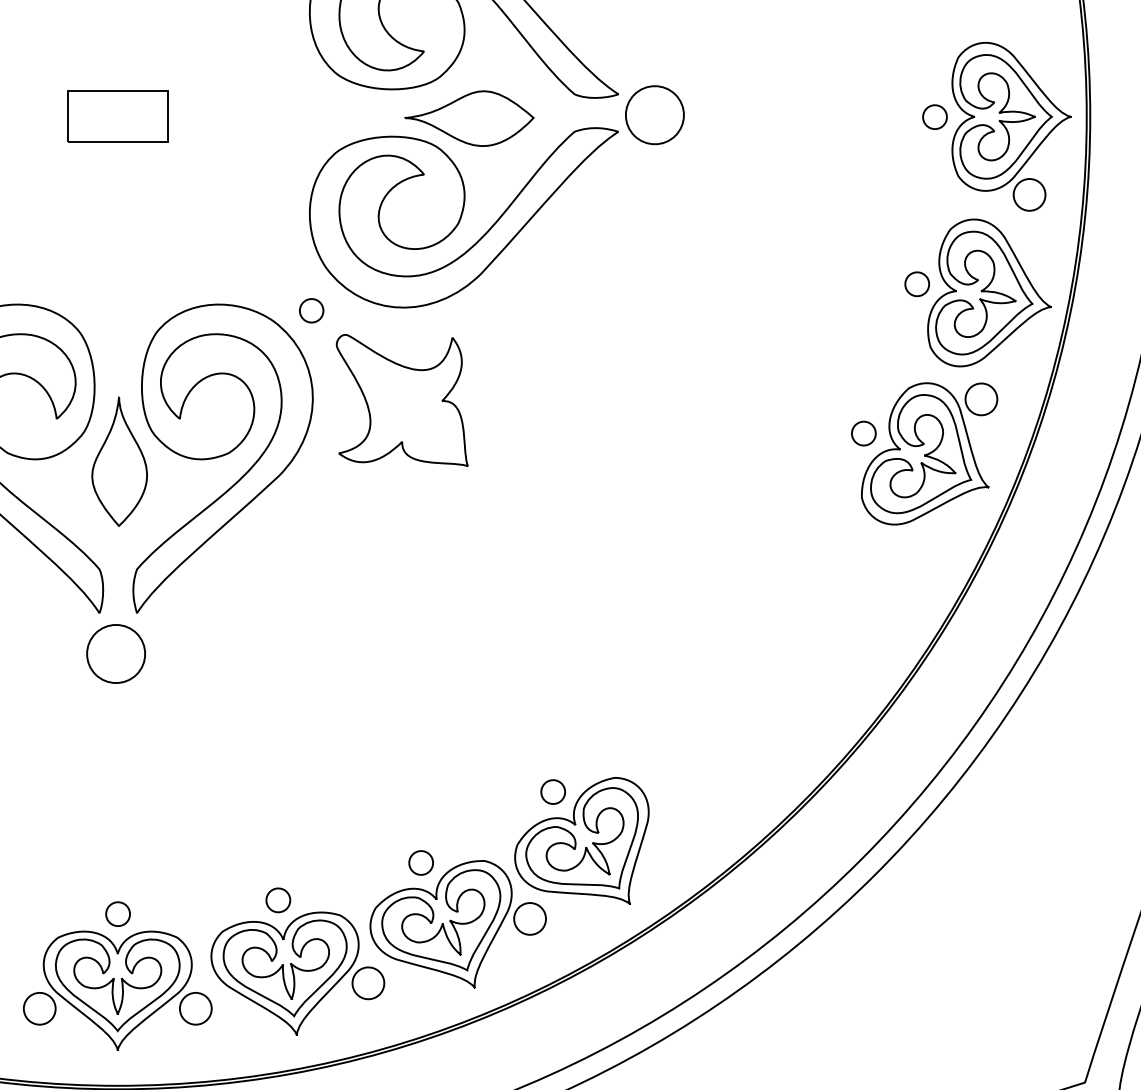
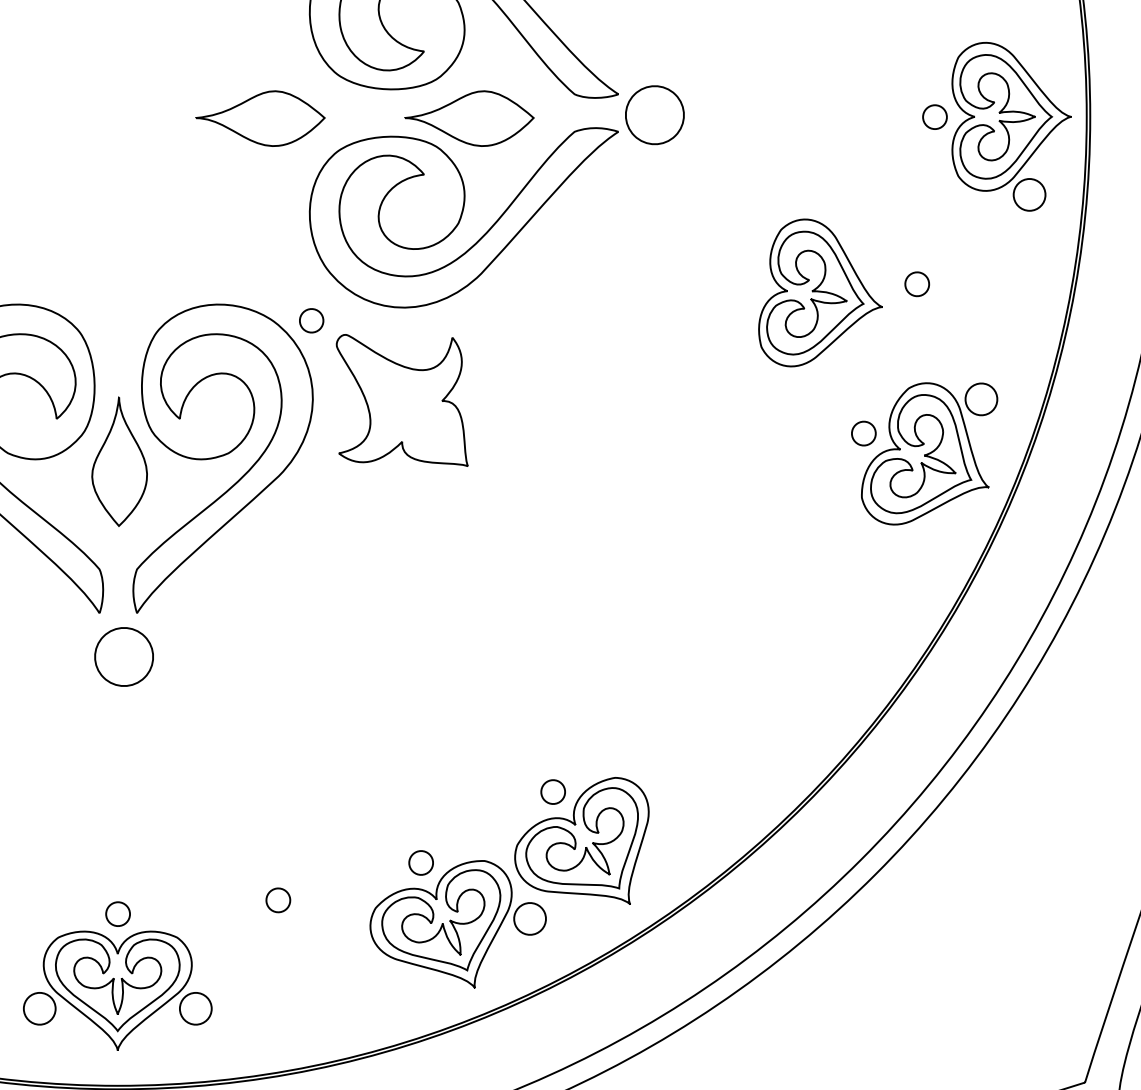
part: present -> none (117, 116)
part: none -> present (260, 118)
part position: (989, 292) -> (820, 292) (820, 292)
part position: (311, 310) -> (311, 320) (311, 320)
part position: (115, 653) -> (123, 656) (123, 656)
part: present -> none (297, 973)
